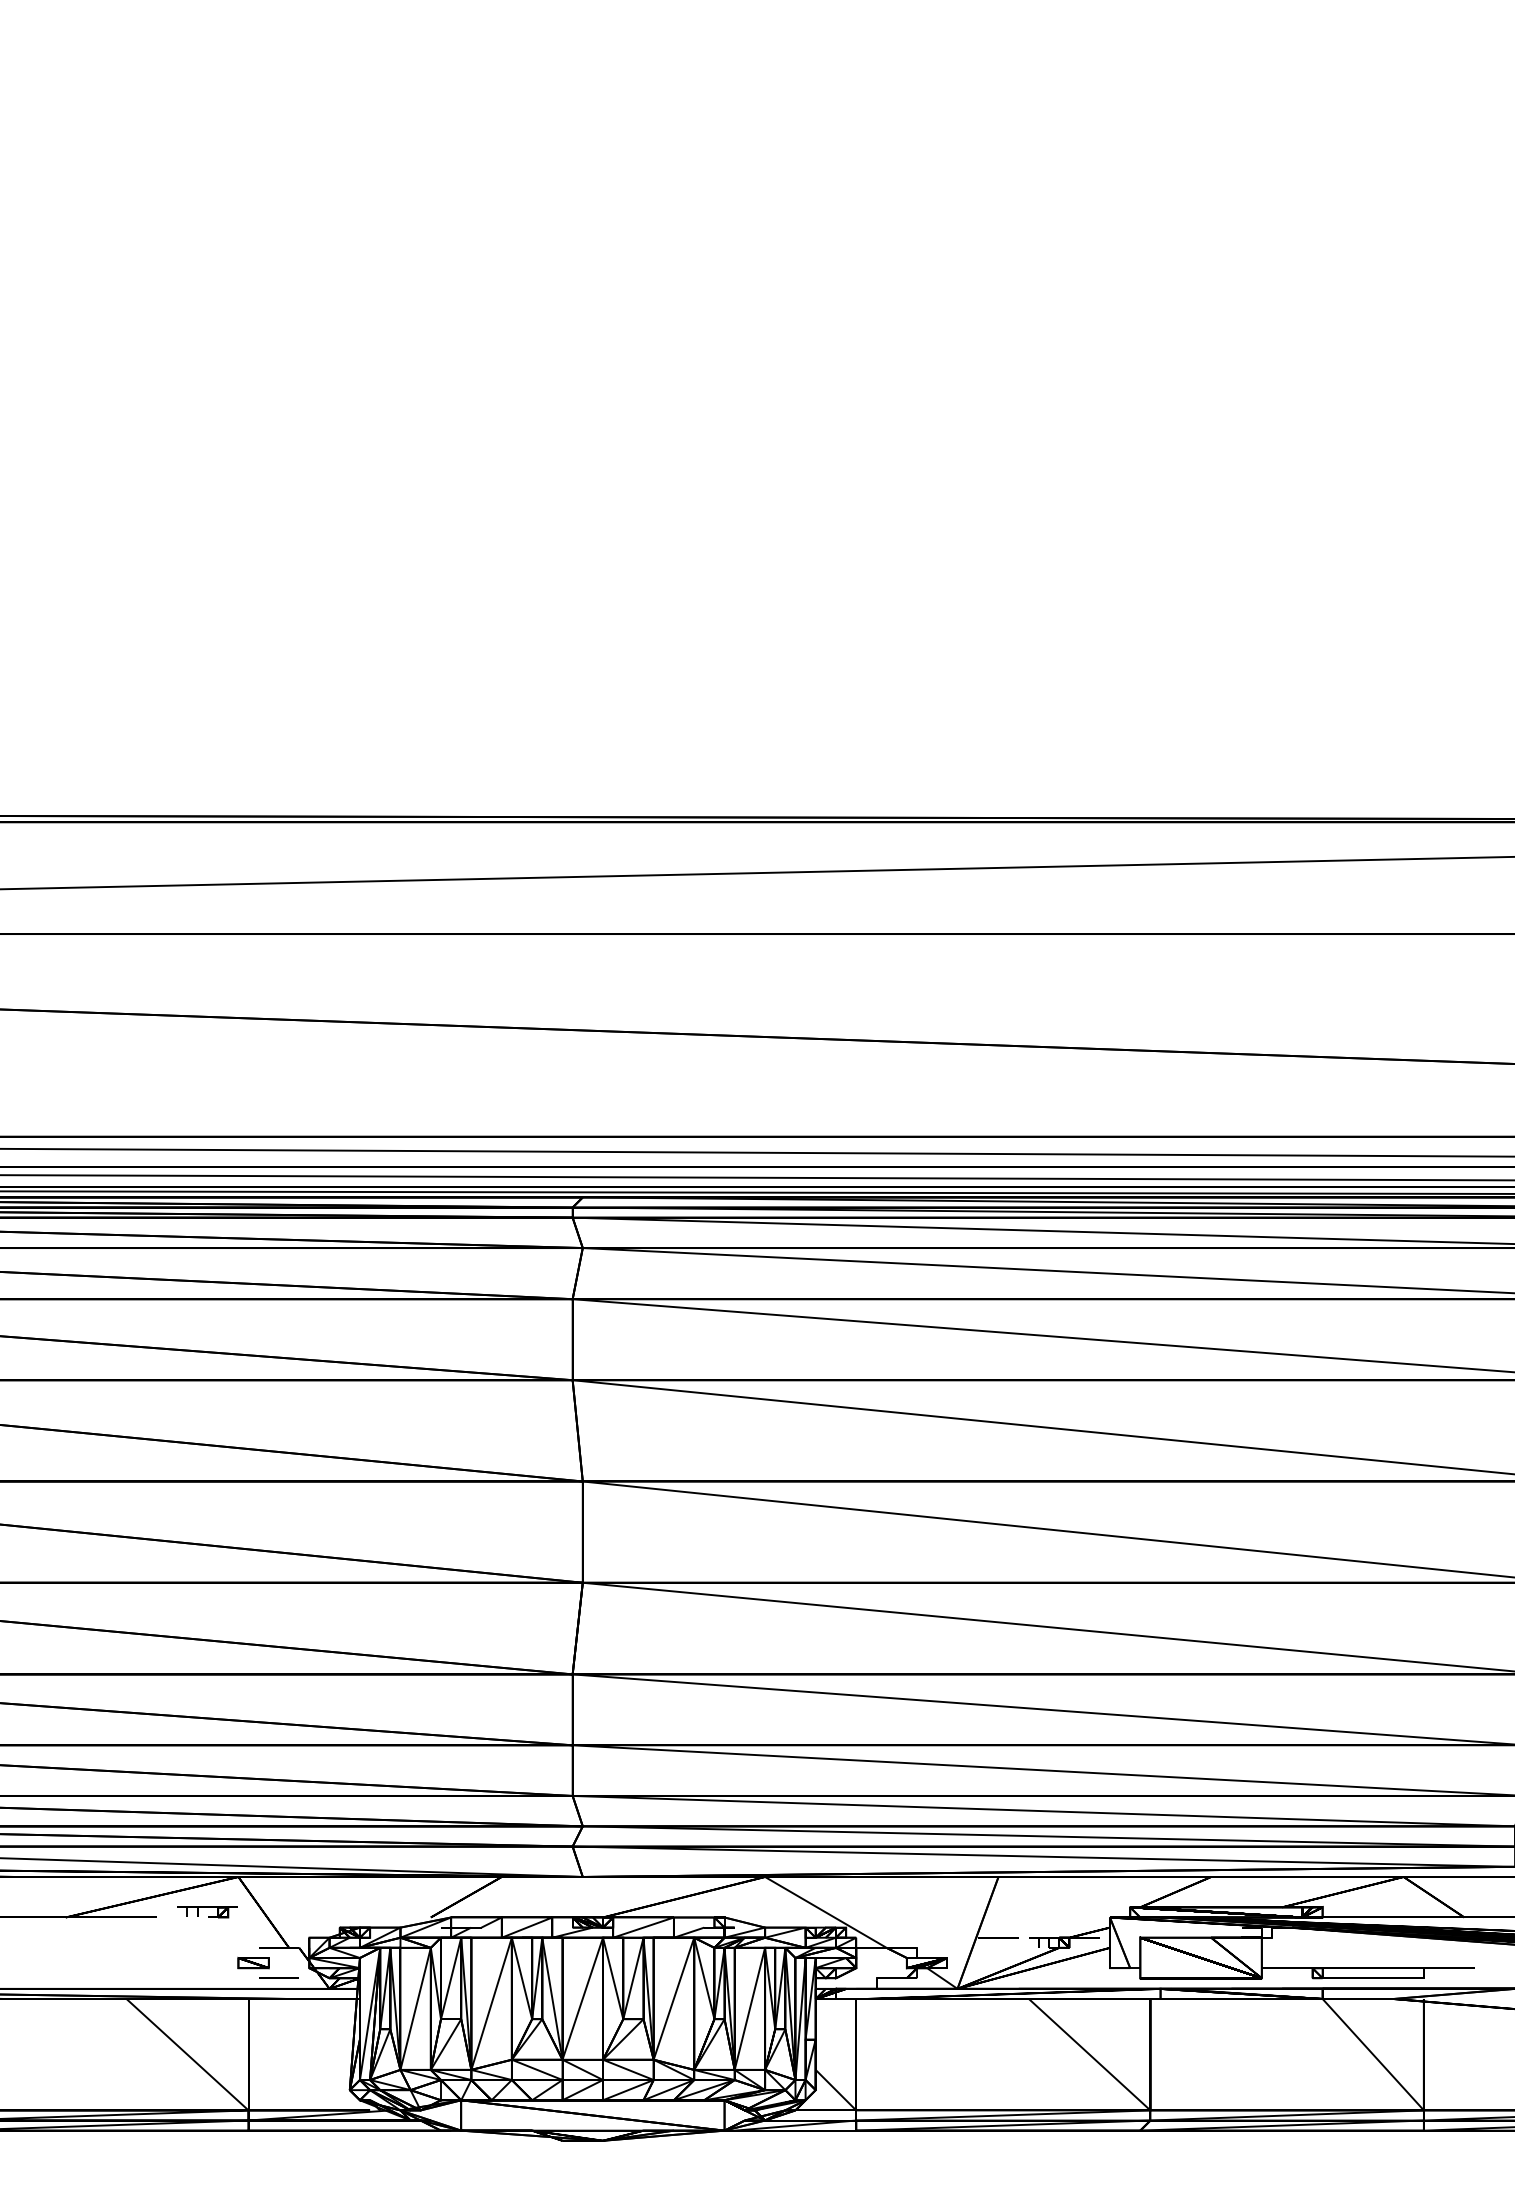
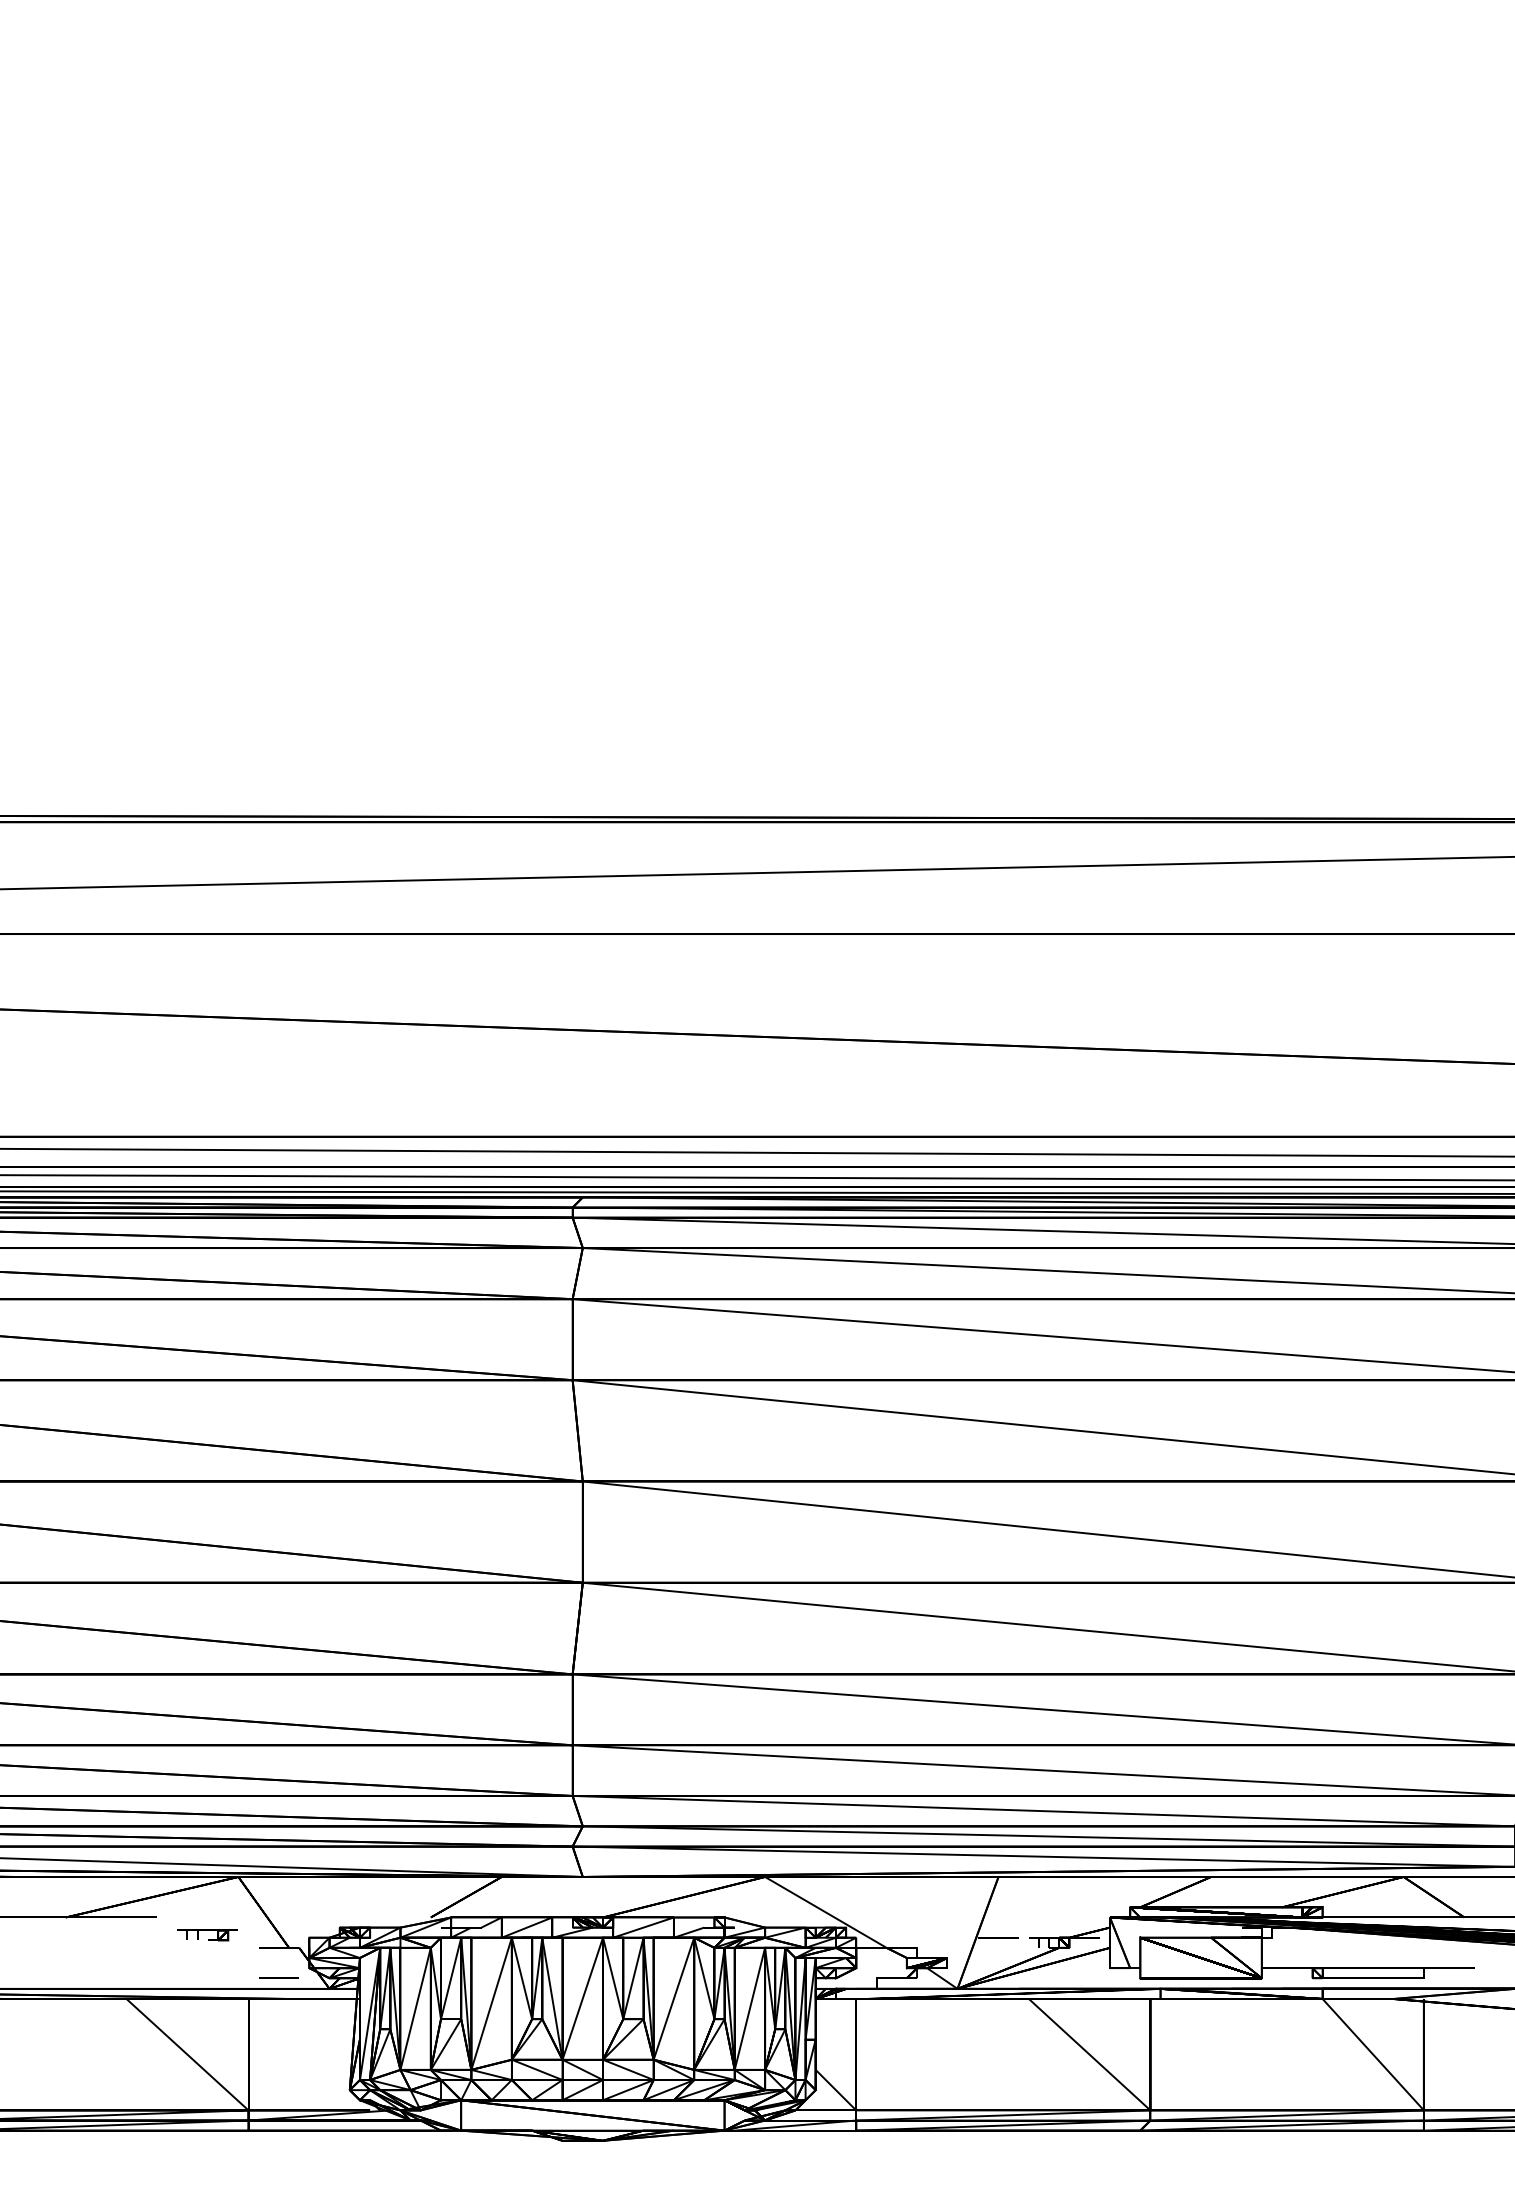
part position: (207, 1912) -> (207, 1935) (207, 1935)
part: present -> none (253, 1962)
